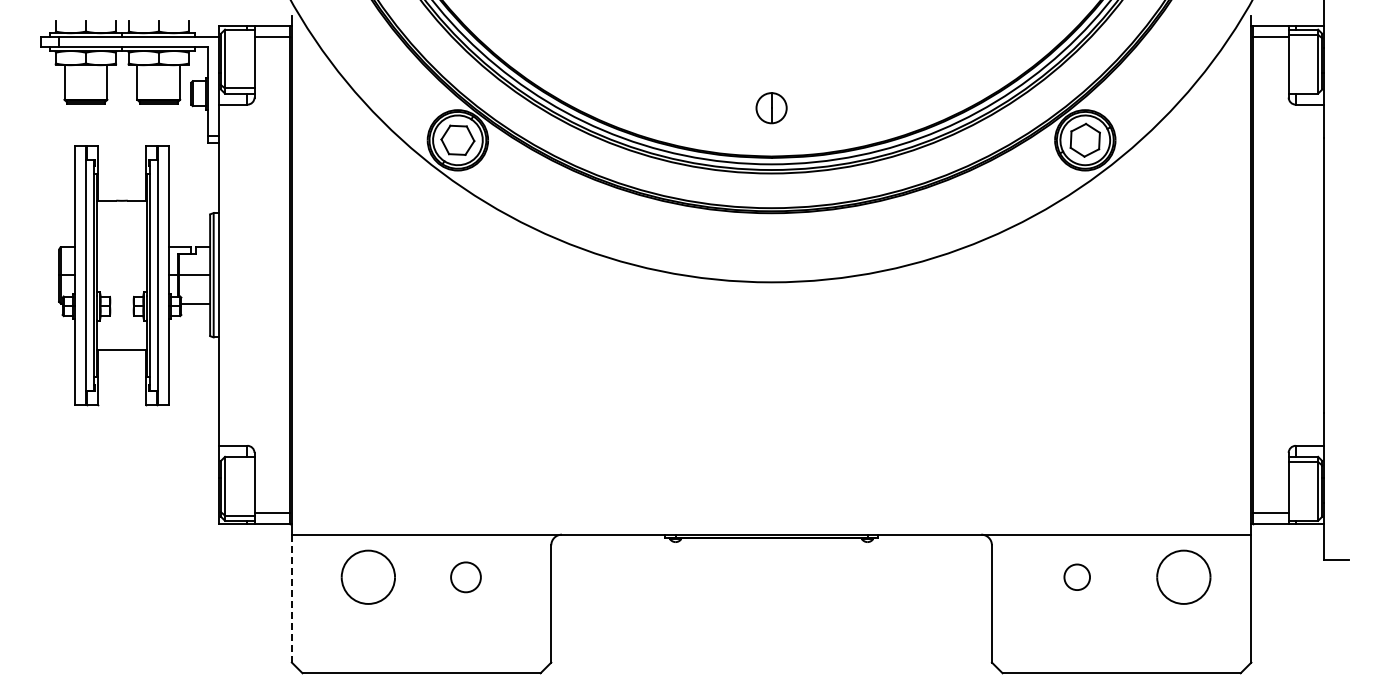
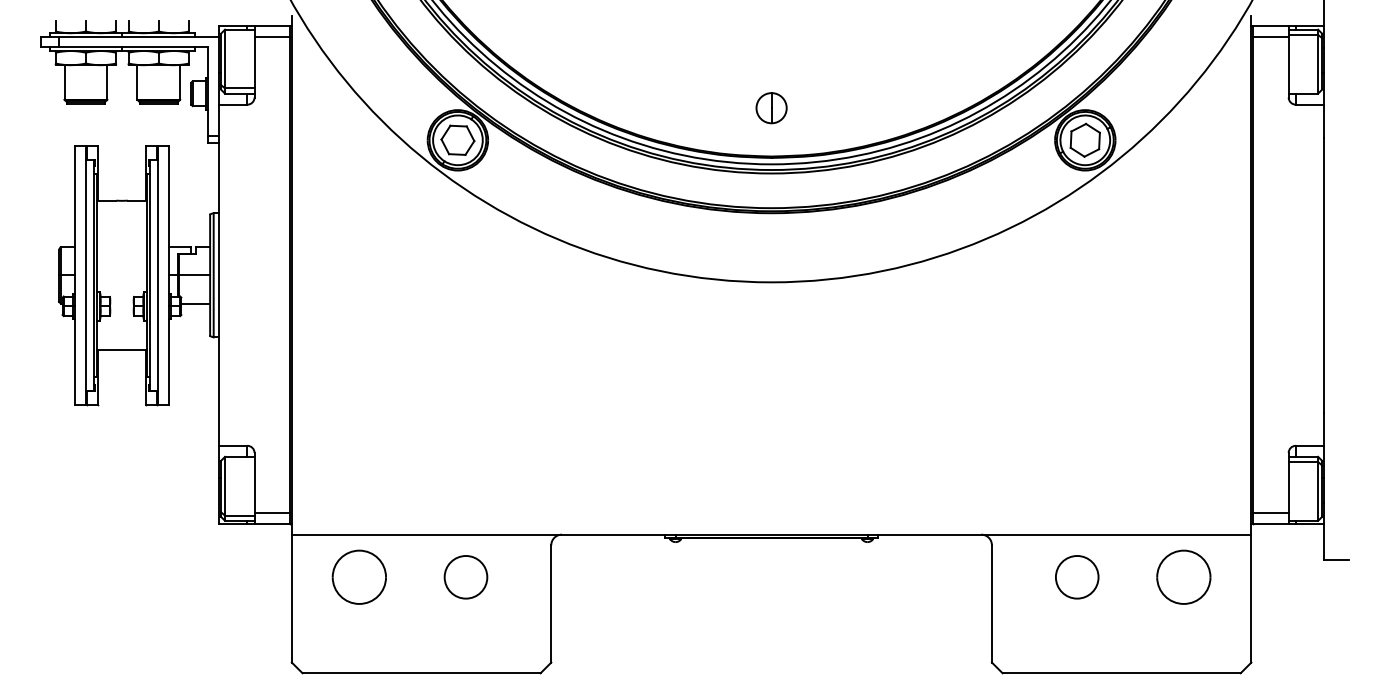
part position: (367, 576) -> (358, 576) (358, 576)
circle size: 32x33 px -> 46x45 px (465, 577)
circle diameter: 26 px -> 43 px (1076, 576)
line: dashed -> solid (291, 598)
